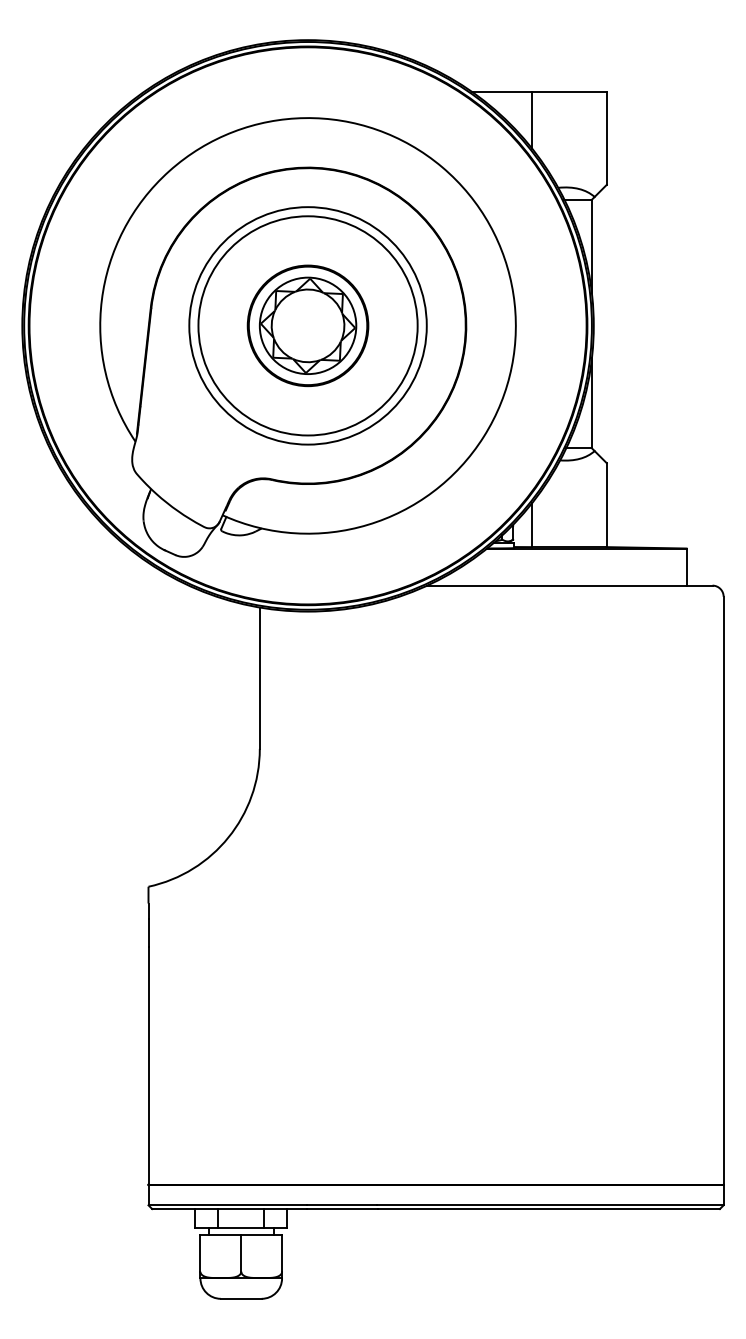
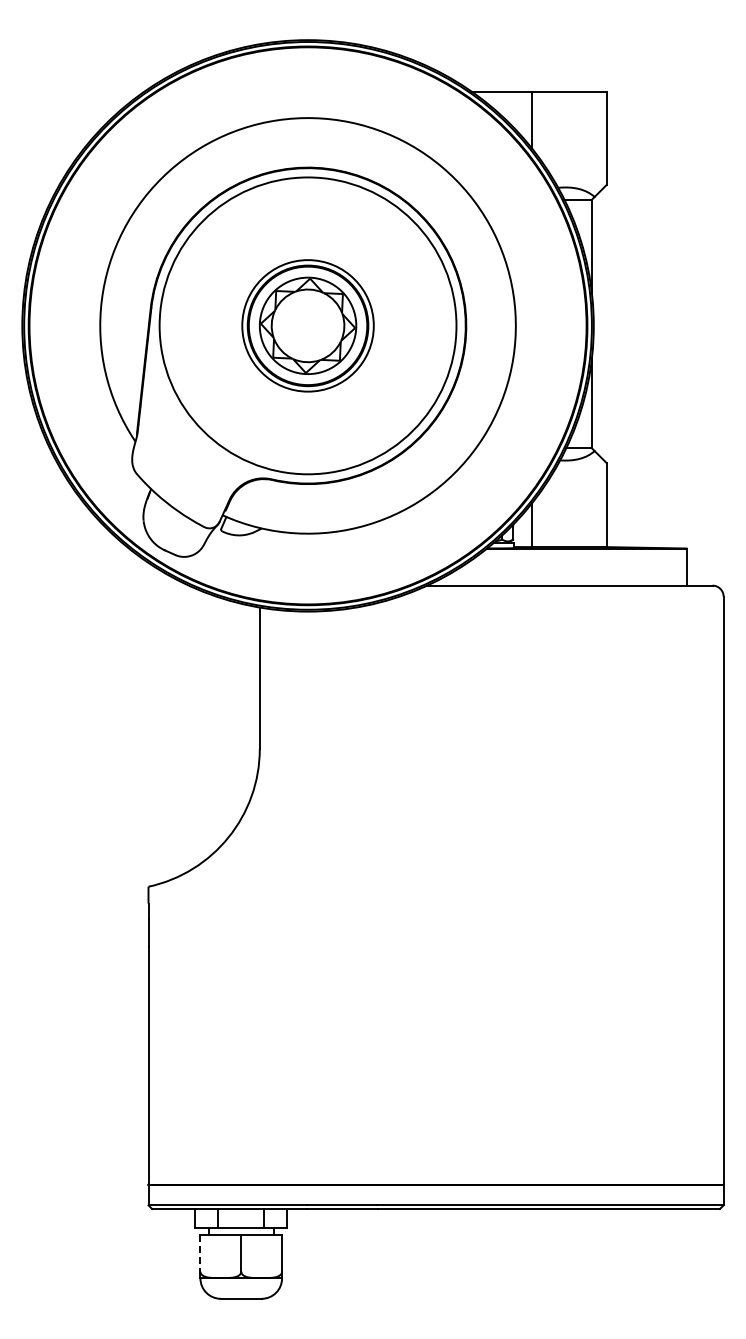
circle diameter: 219 px -> 132 px (307, 325)
circle diameter: 237 px -> 297 px (307, 325)
line: solid -> dashed (200, 1253)
